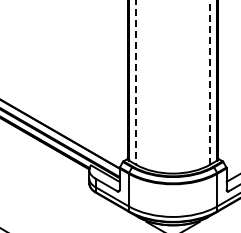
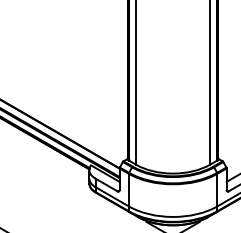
line: dashed -> solid (136, 82)
line: dashed -> solid (210, 82)
